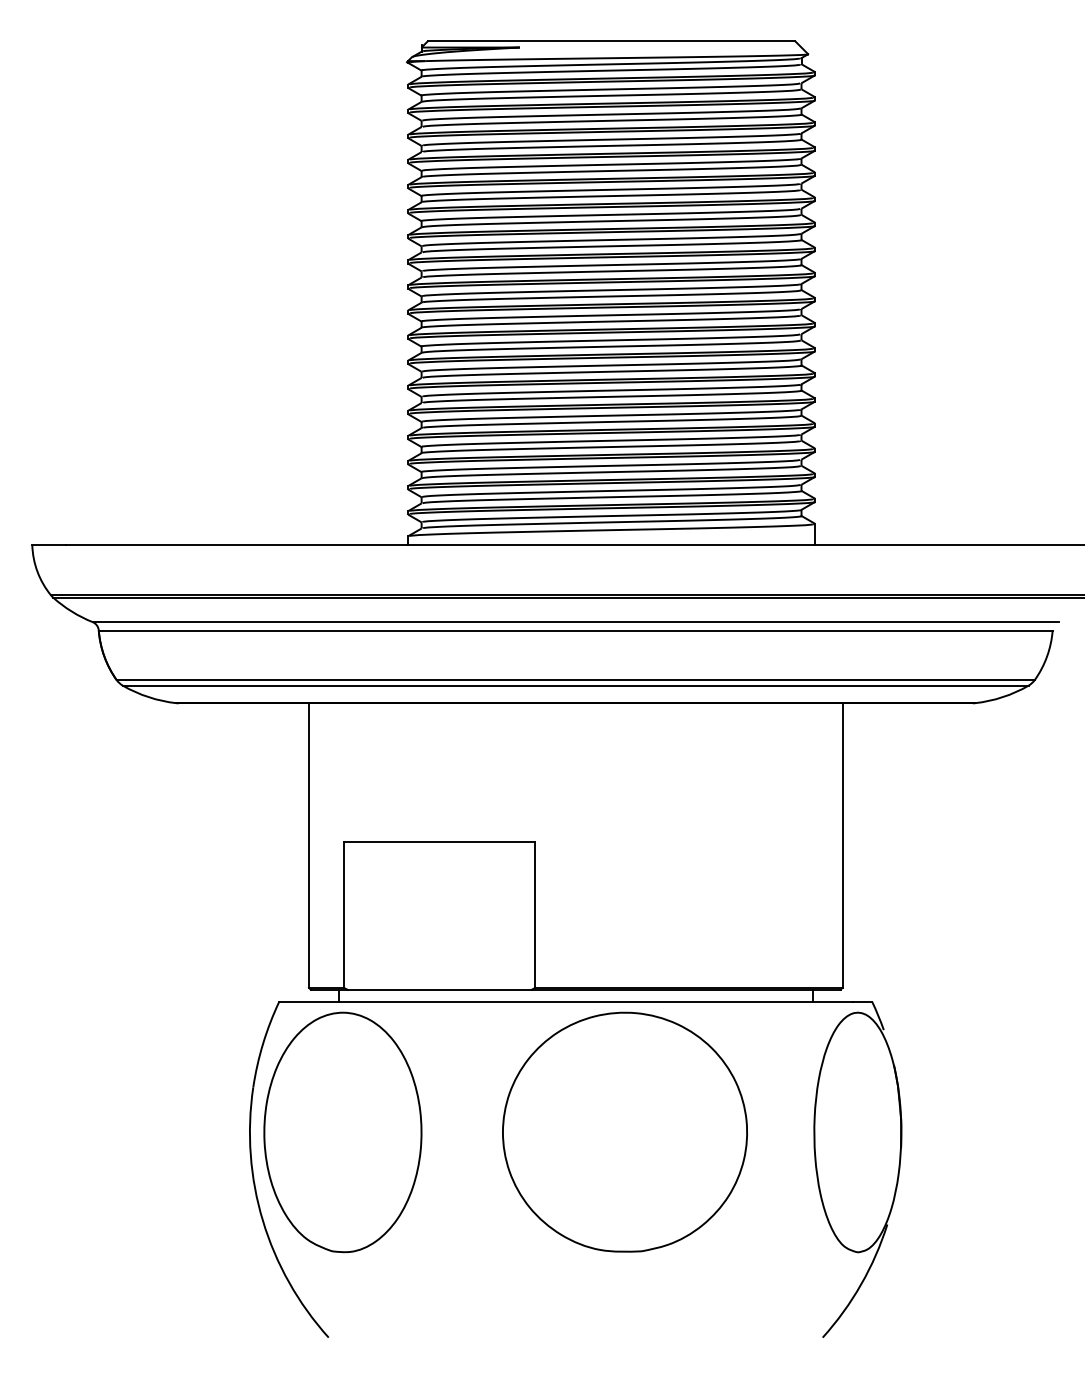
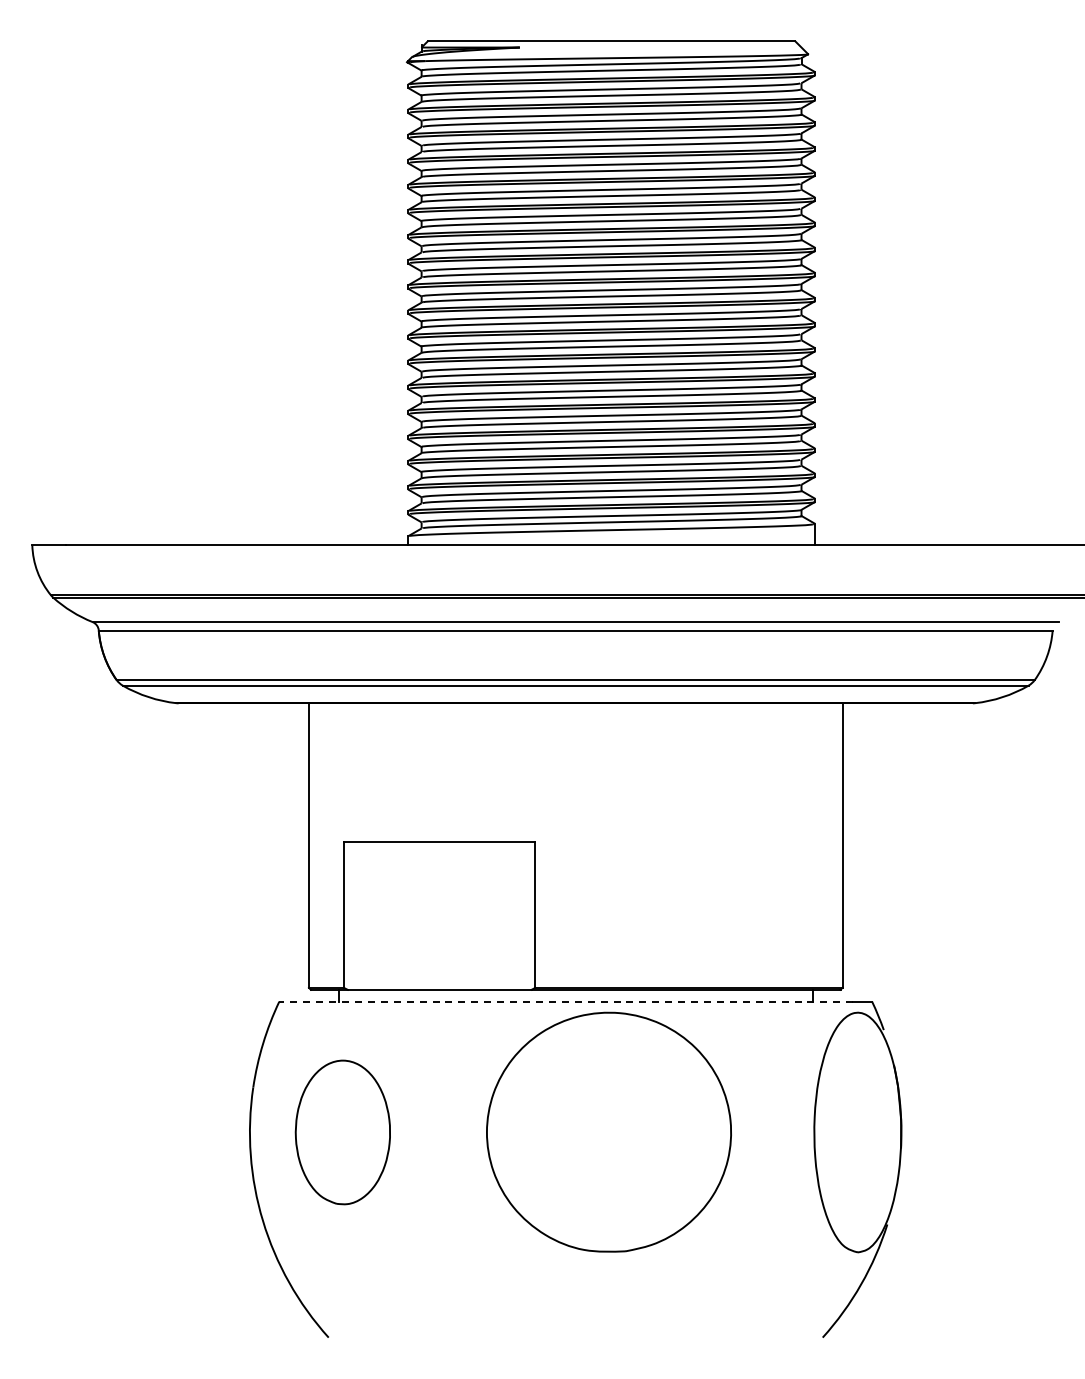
line: solid -> dashed (566, 1001)
part position: (624, 1131) -> (608, 1131) (608, 1131)
part size: 160x243 px -> 97x147 px (342, 1132)
